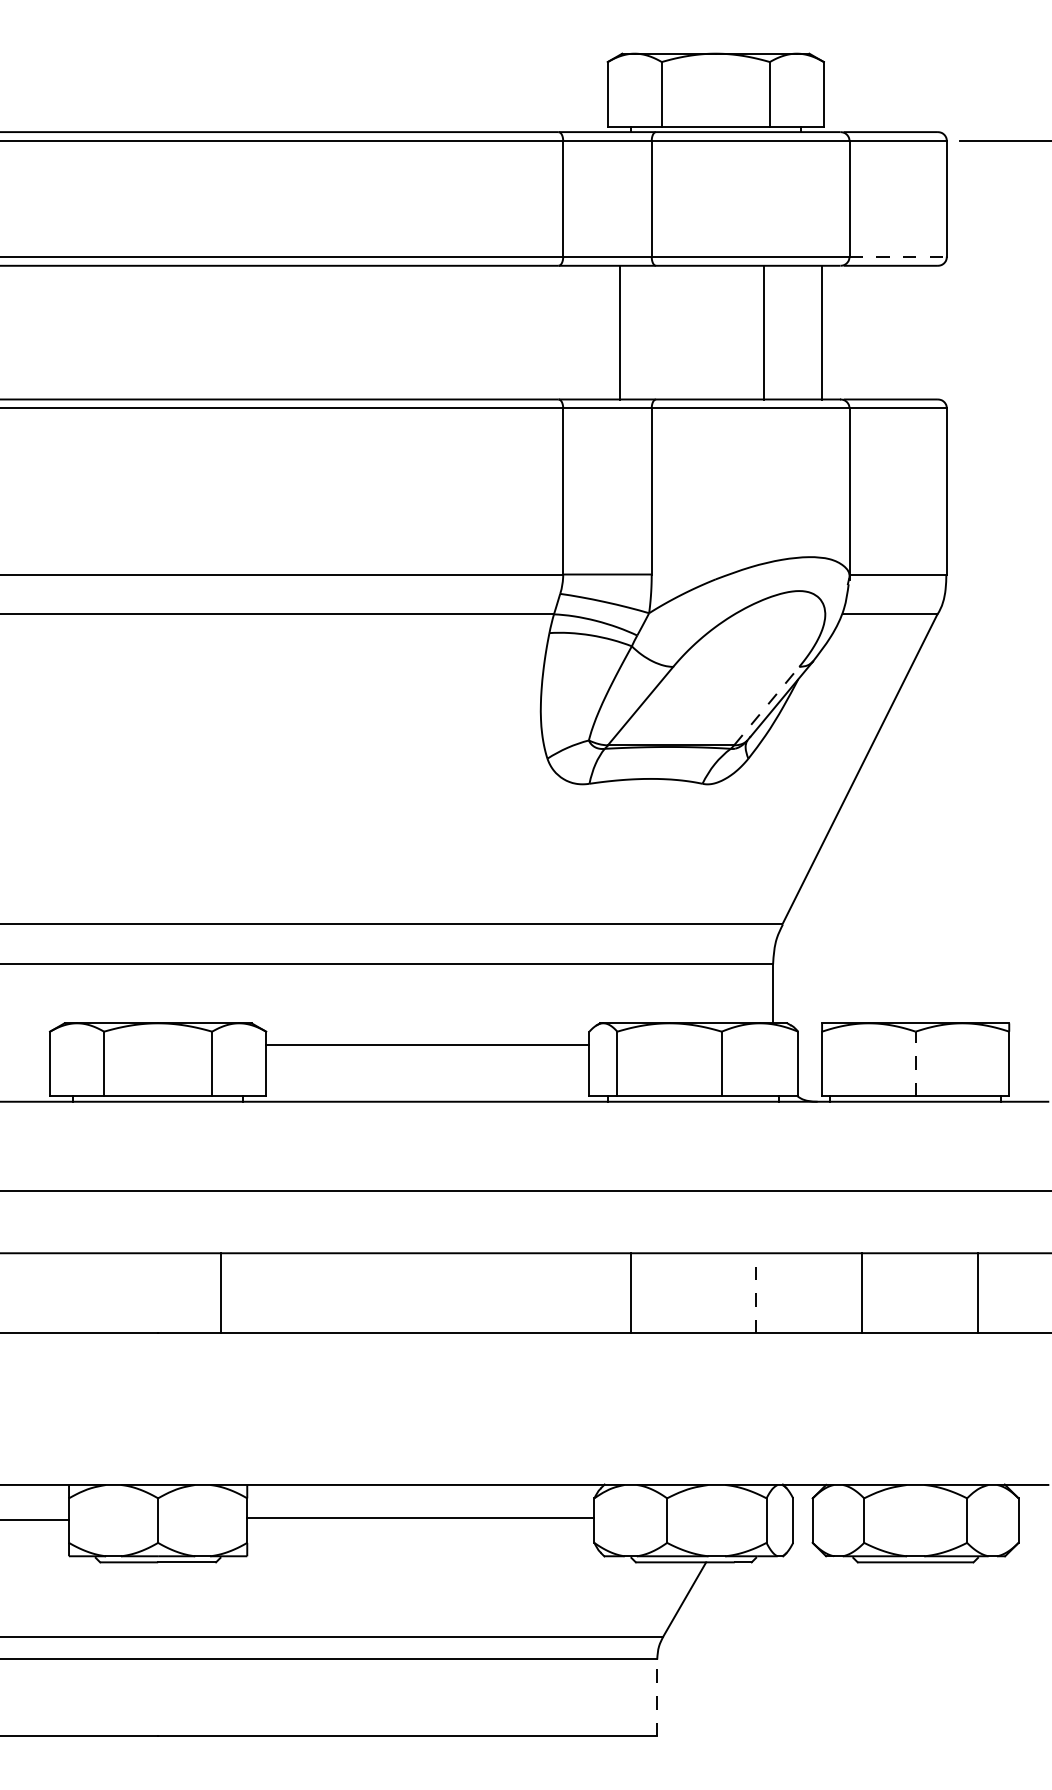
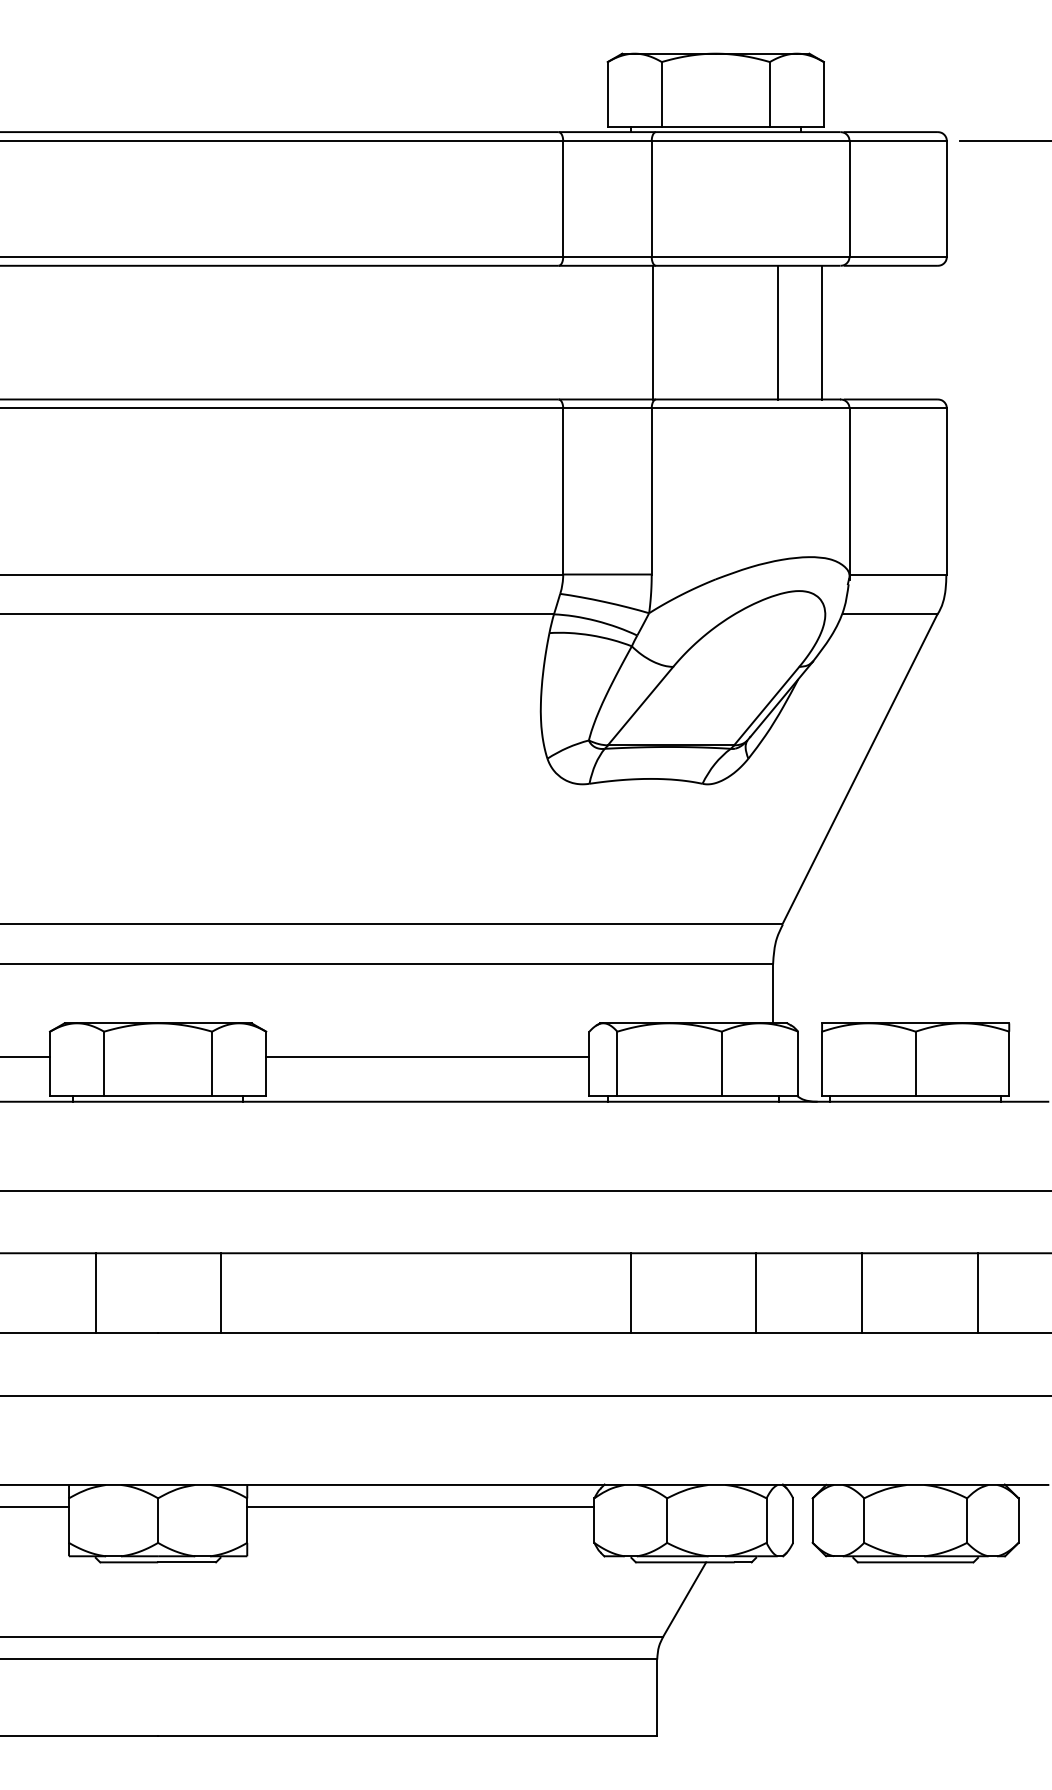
line: dashed -> solid (898, 256)
line position: (620, 332) -> (653, 332) (653, 332)
line position: (764, 332) -> (778, 332) (778, 332)
line: dashed -> solid (766, 706)
line position: (427, 1045) -> (427, 1057) (427, 1057)
line: none -> present (26, 1057)
line: dashed -> solid (915, 1063)
line: dashed -> solid (756, 1292)
line: none -> present (95, 1293)
line: none -> present (525, 1395)
line position: (420, 1518) -> (420, 1507) (420, 1507)
line position: (35, 1520) -> (35, 1507) (35, 1507)
line: dashed -> solid (657, 1697)
